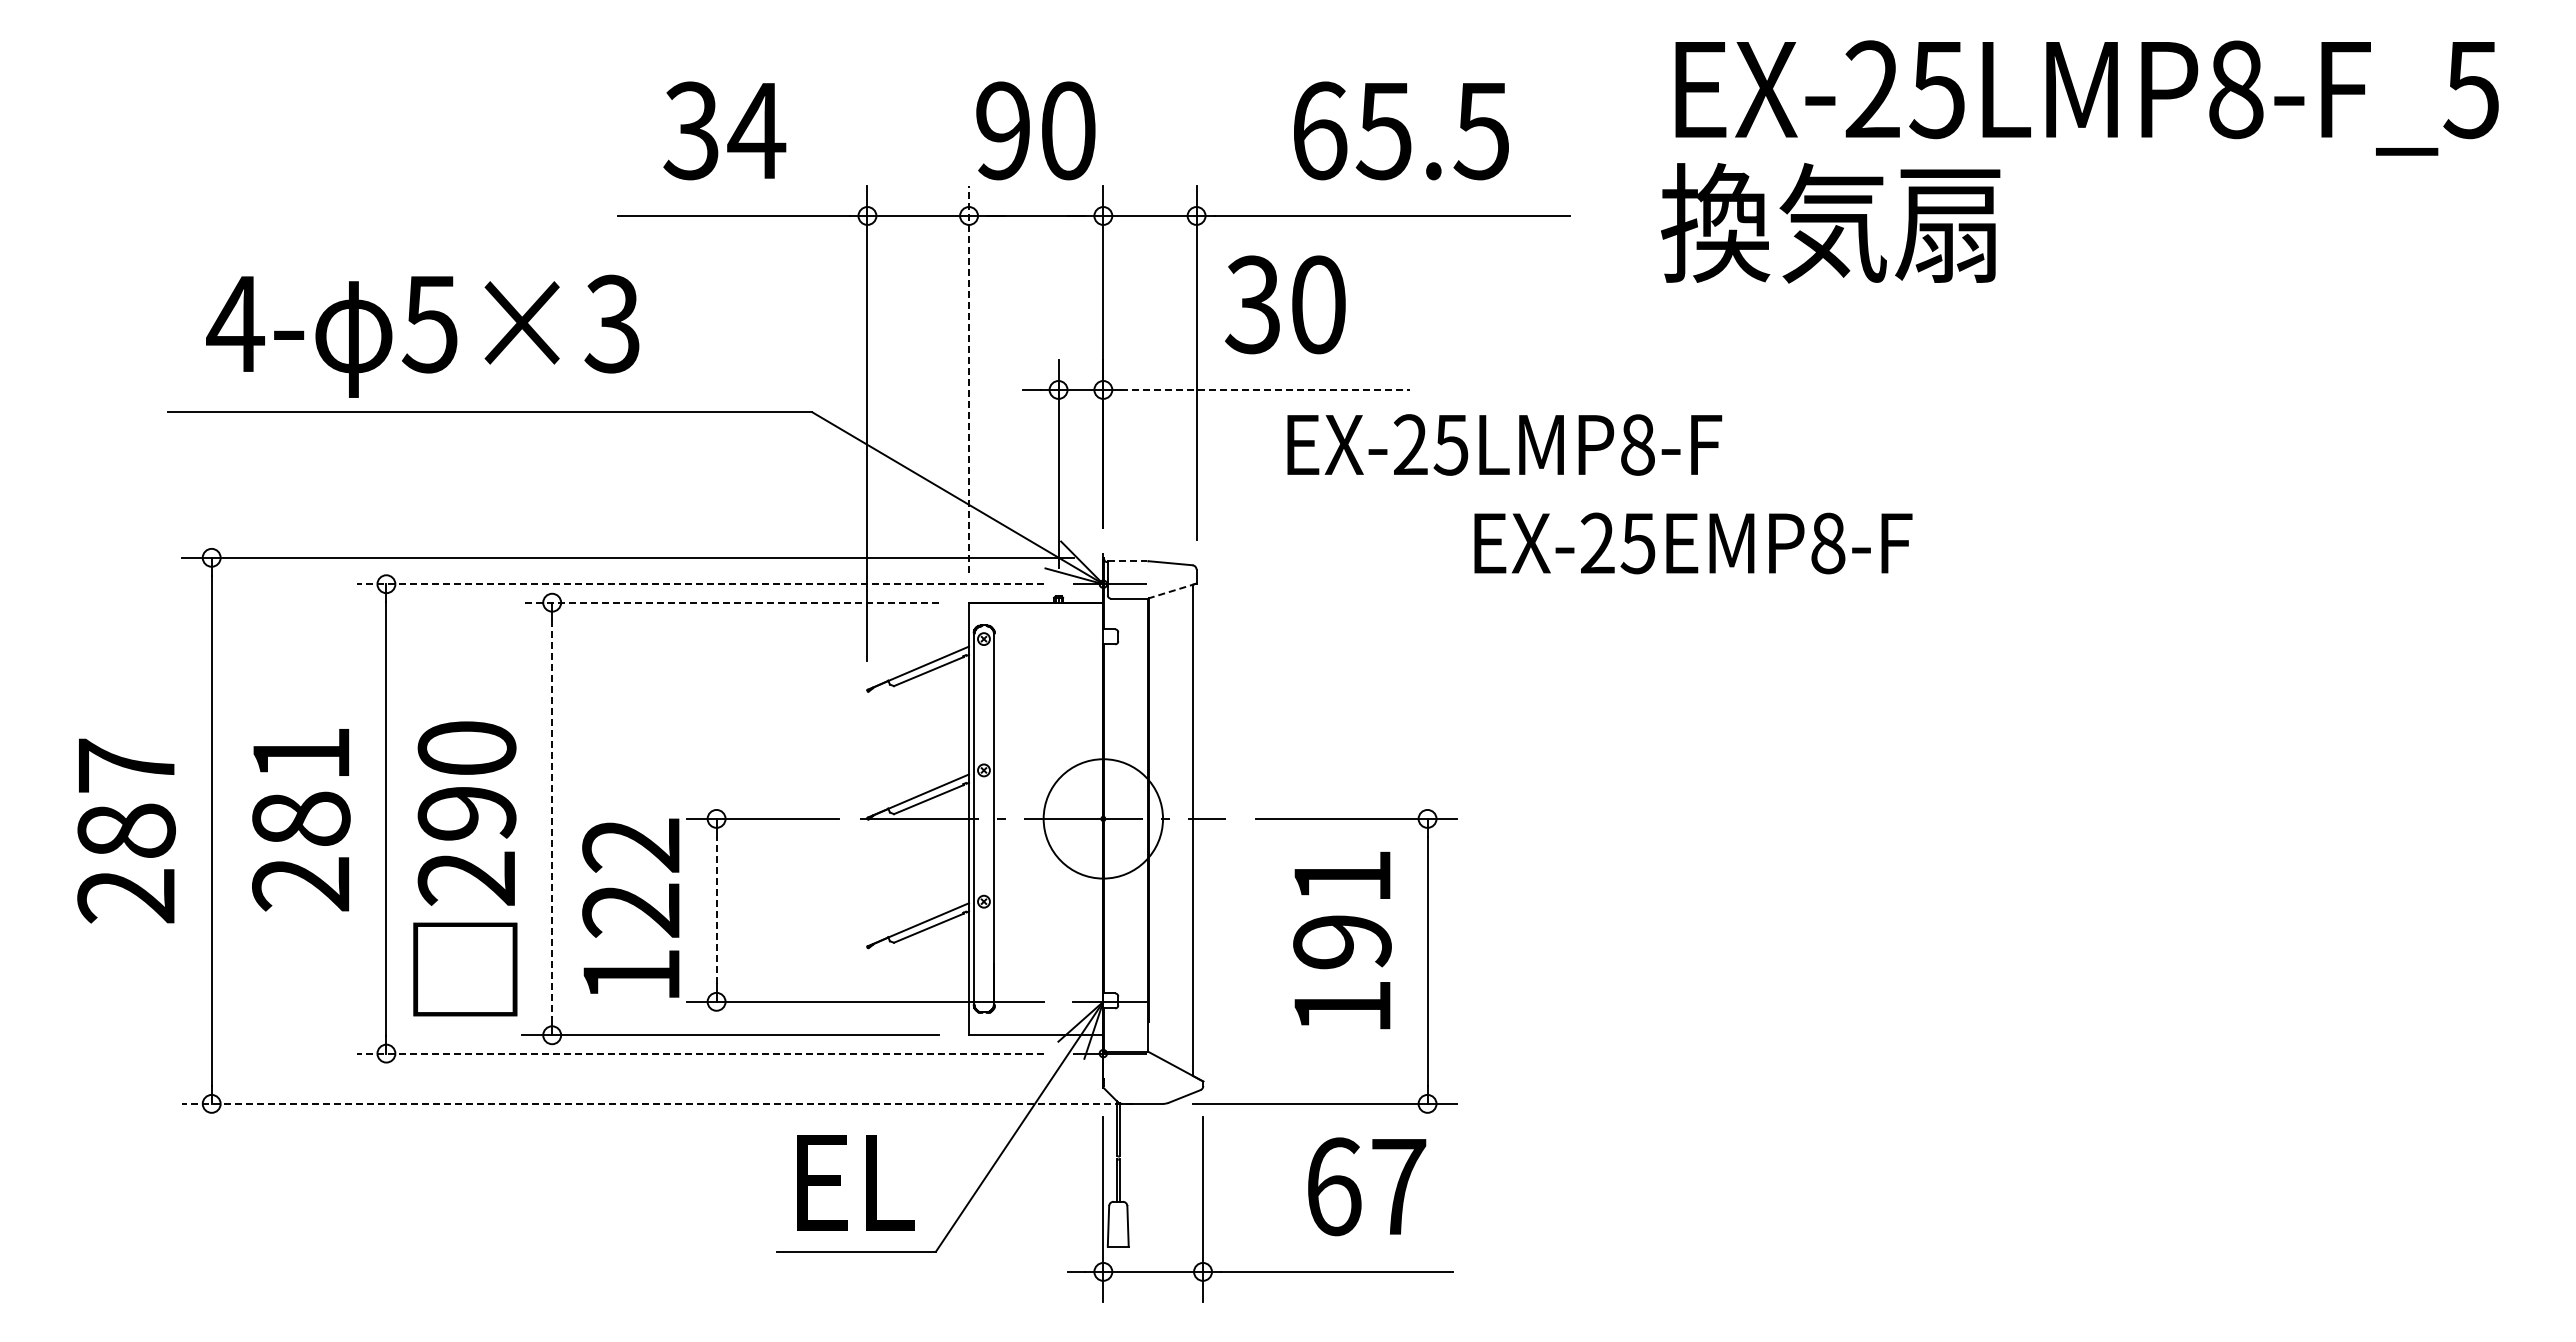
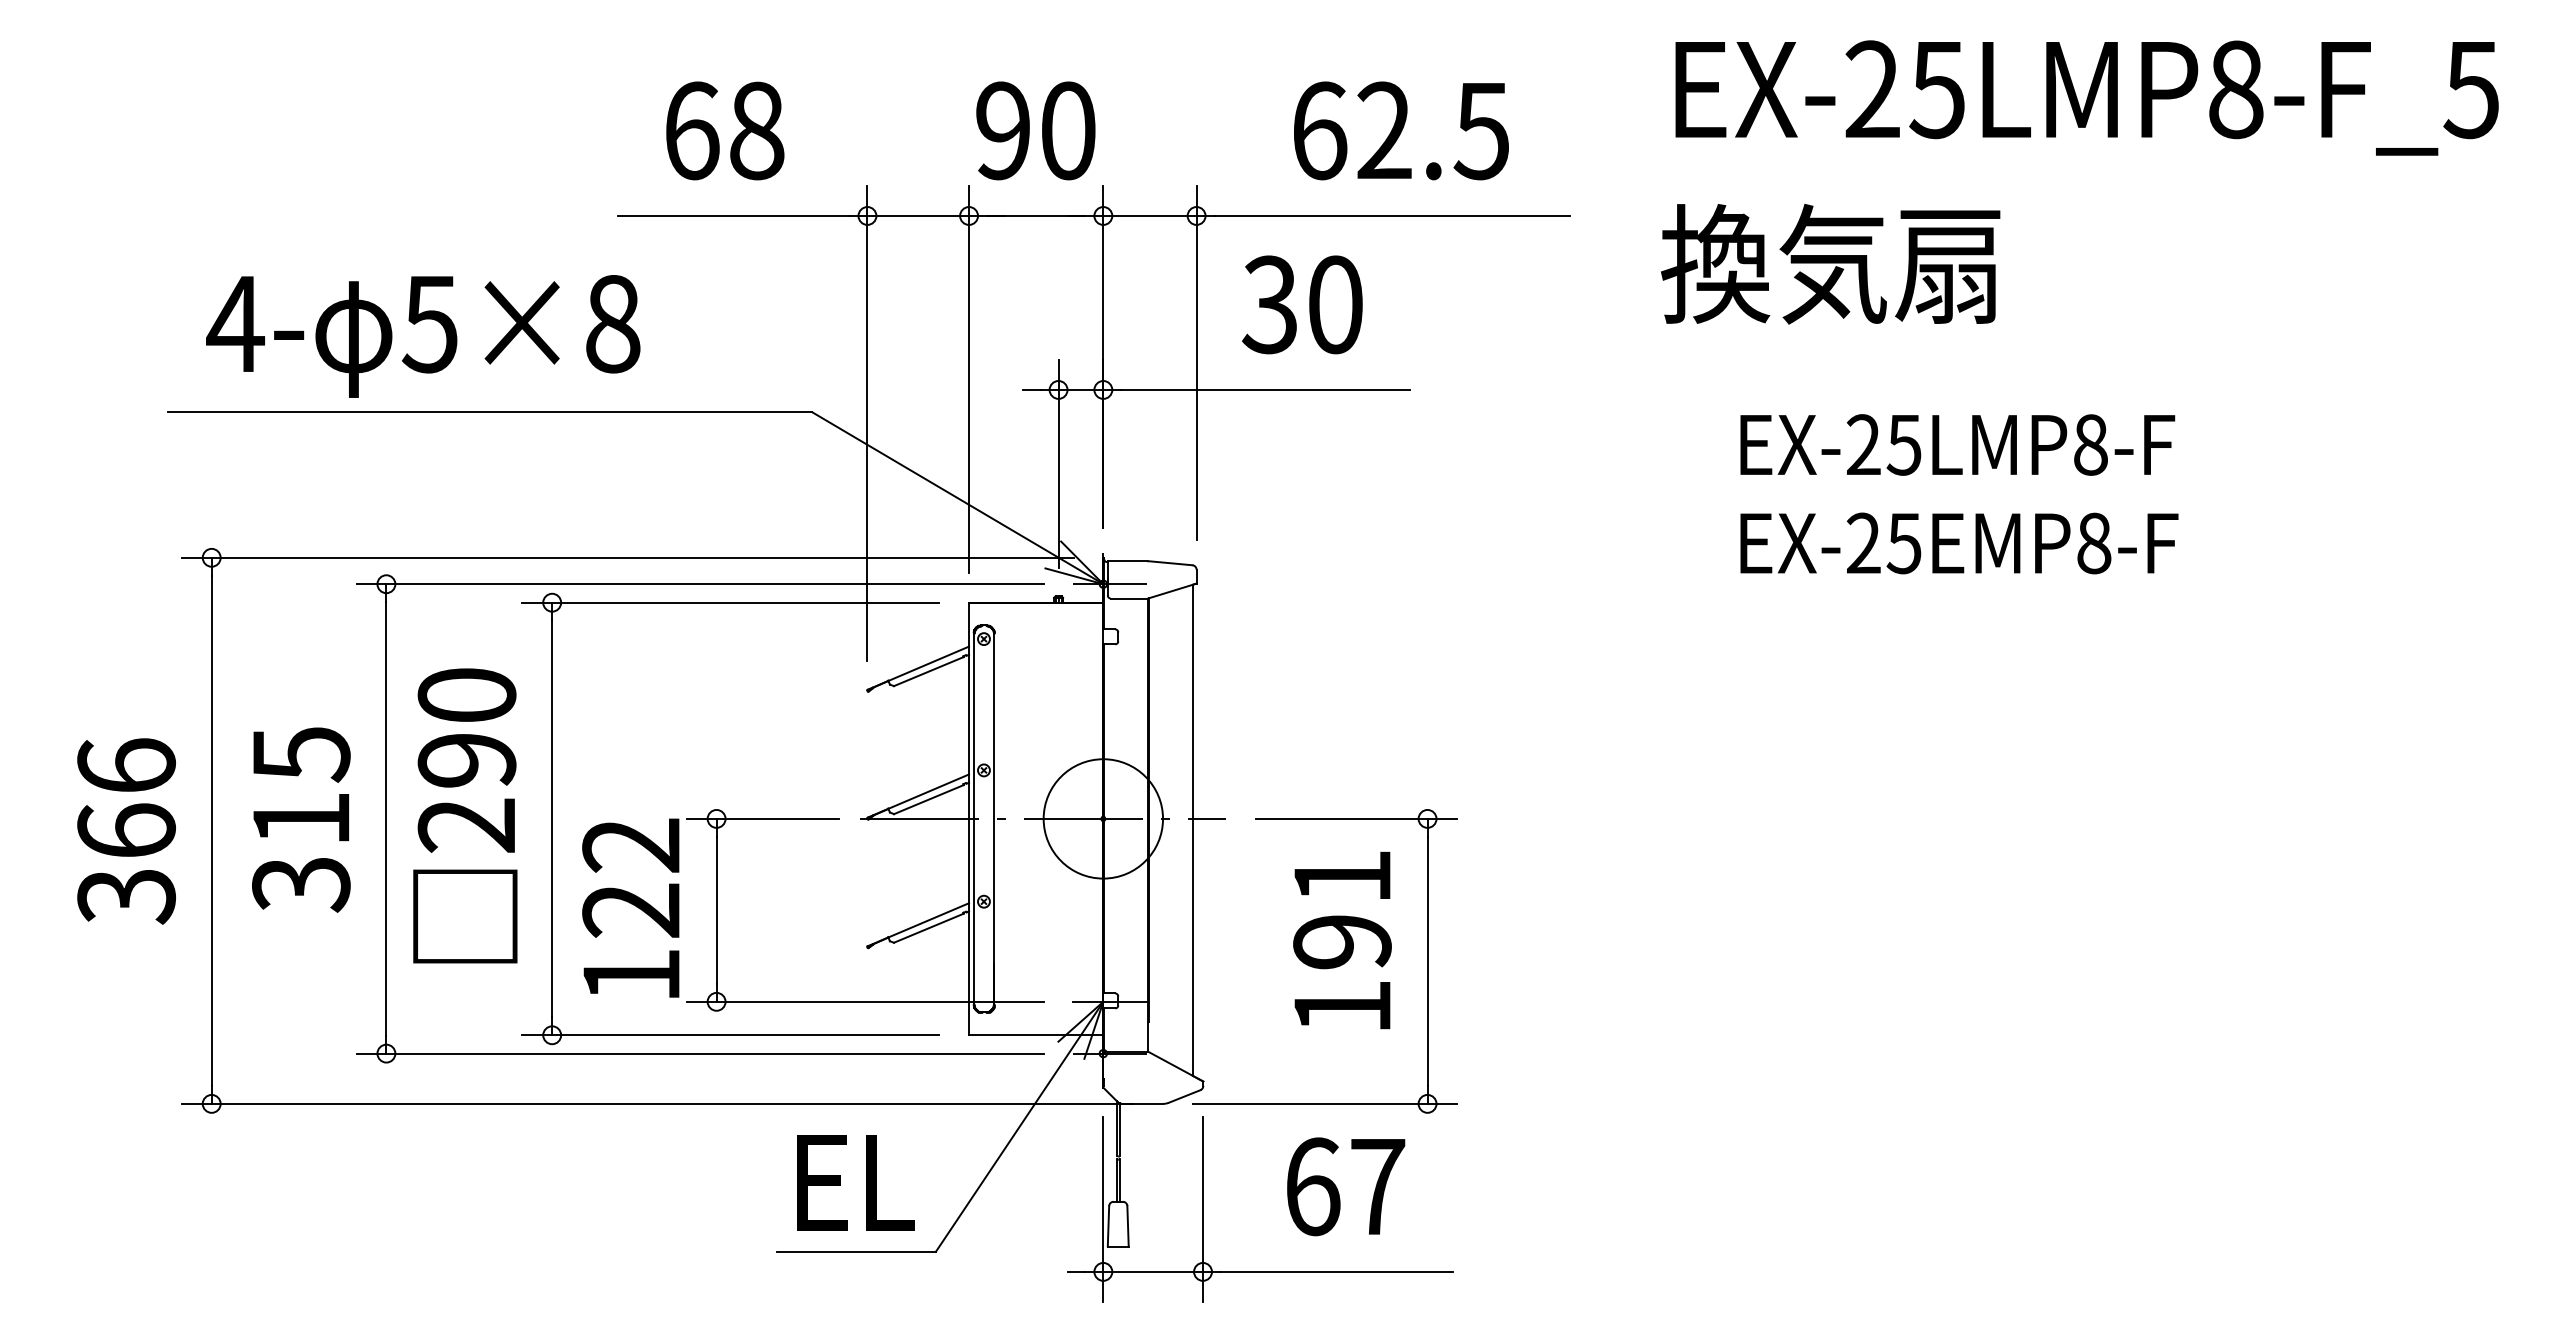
text: 34 -> 68 (724, 130)
text: 65.5 -> 62.5 (1383, 130)
text position: (1830, 223) -> (1830, 264) (1830, 264)
text position: (1285, 304) -> (1302, 304) (1302, 304)
text: 5×3 -> 5×8 (612, 323)
line: dashed -> solid (969, 379)
line: dashed -> solid (1265, 389)
text position: (1504, 444) -> (1957, 444) (1957, 444)
text position: (1693, 543) -> (1959, 543) (1959, 543)
line: dashed -> solid (1127, 561)
line: dashed -> solid (699, 584)
line: dashed -> solid (1171, 591)
line: dashed -> solid (730, 602)
text: 281 -> 315 (301, 819)
line: dashed -> solid (552, 819)
text: 287 -> 366 (126, 831)
text position: (465, 868) -> (465, 815) (465, 815)
line: dashed -> solid (716, 910)
line: dashed -> solid (699, 1053)
line: dashed -> solid (657, 1103)
text position: (1367, 1186) -> (1346, 1186) (1346, 1186)
